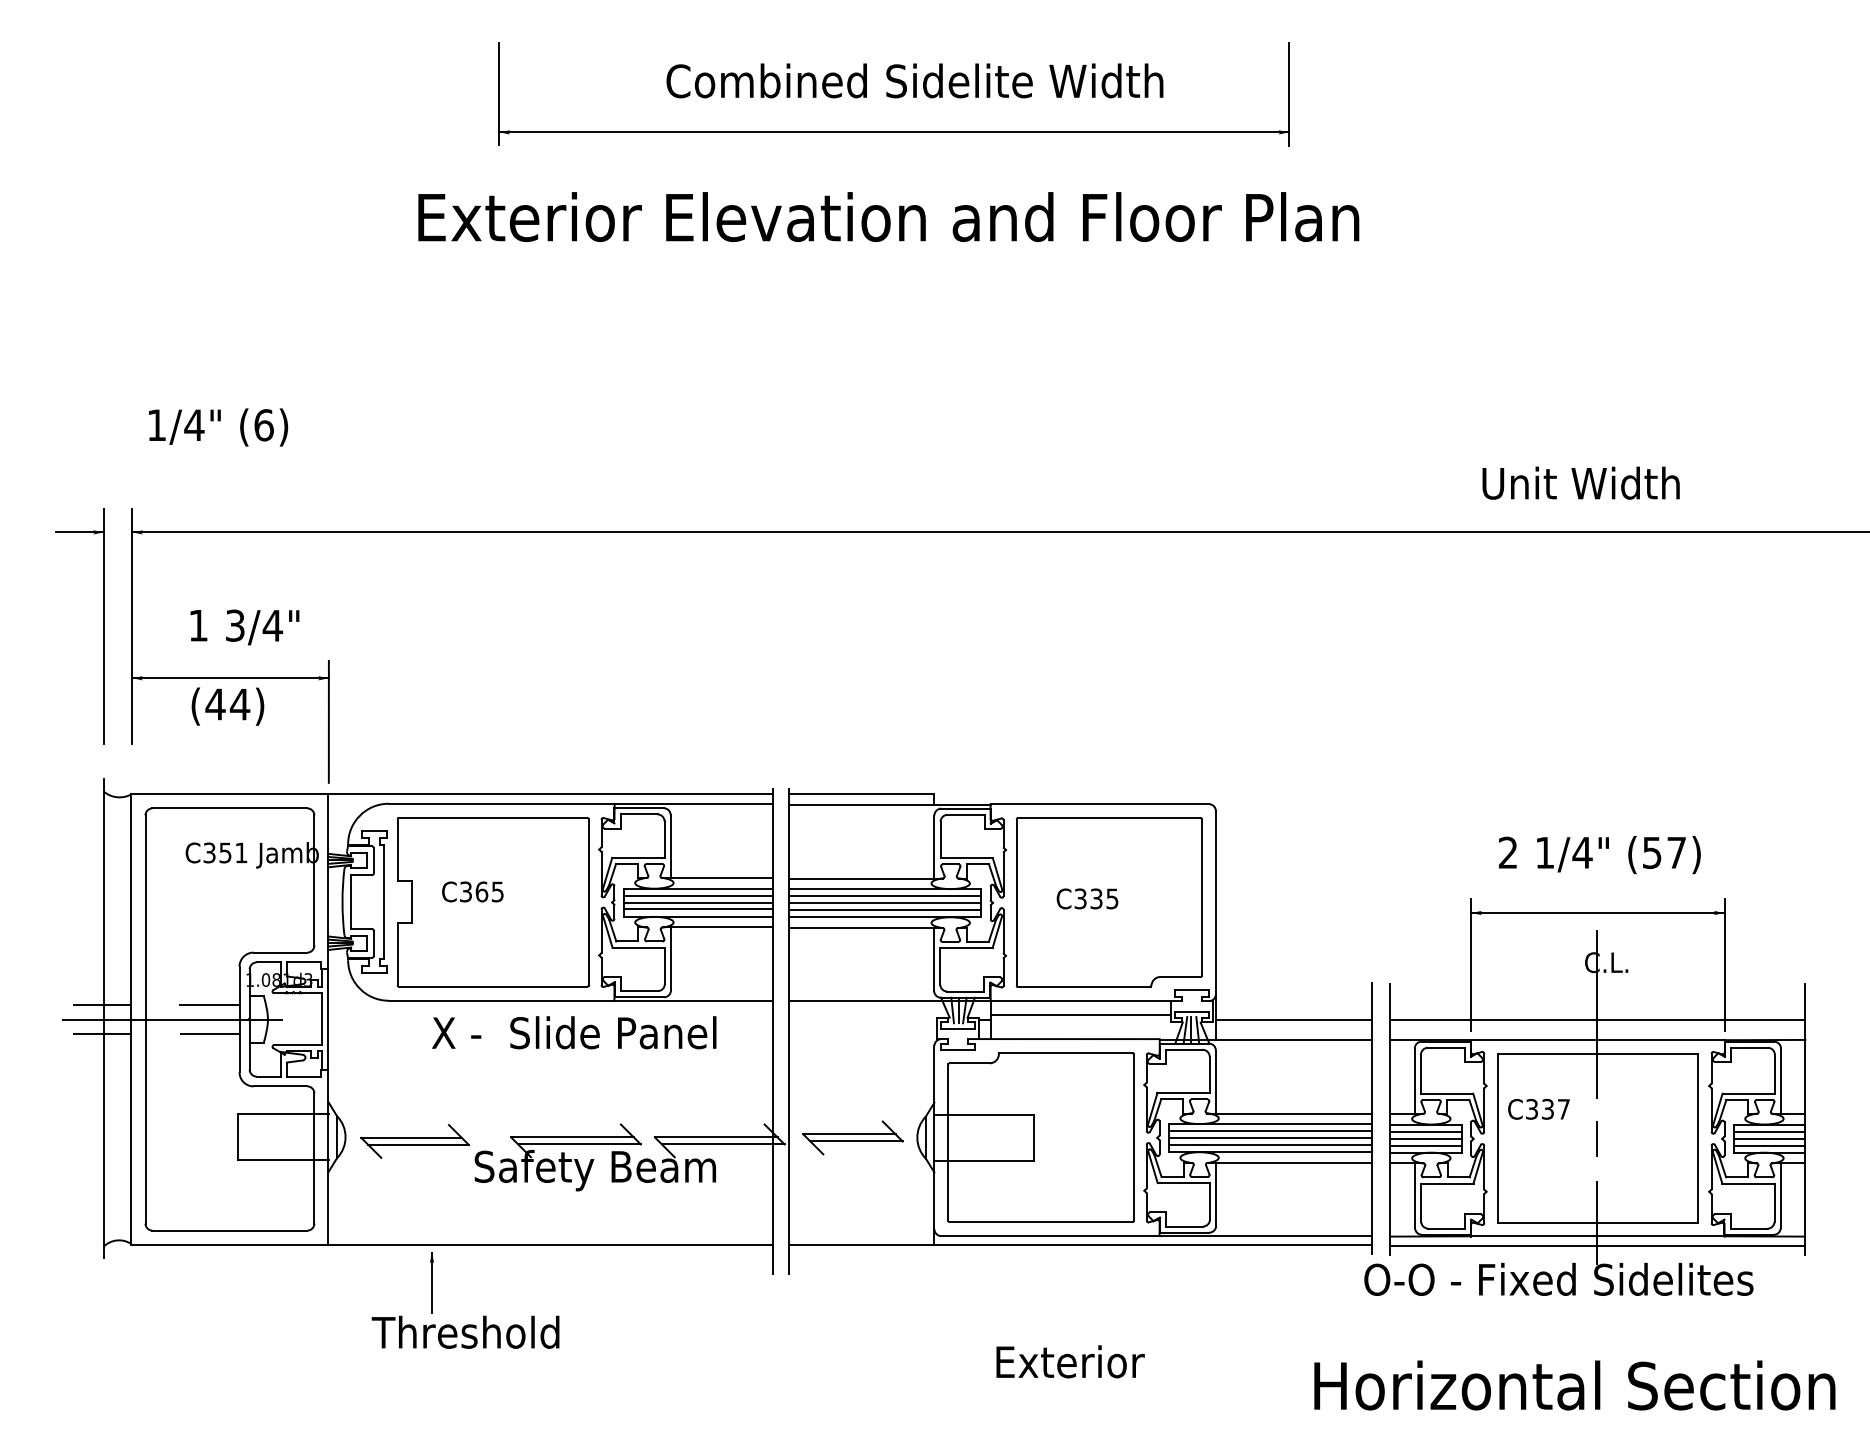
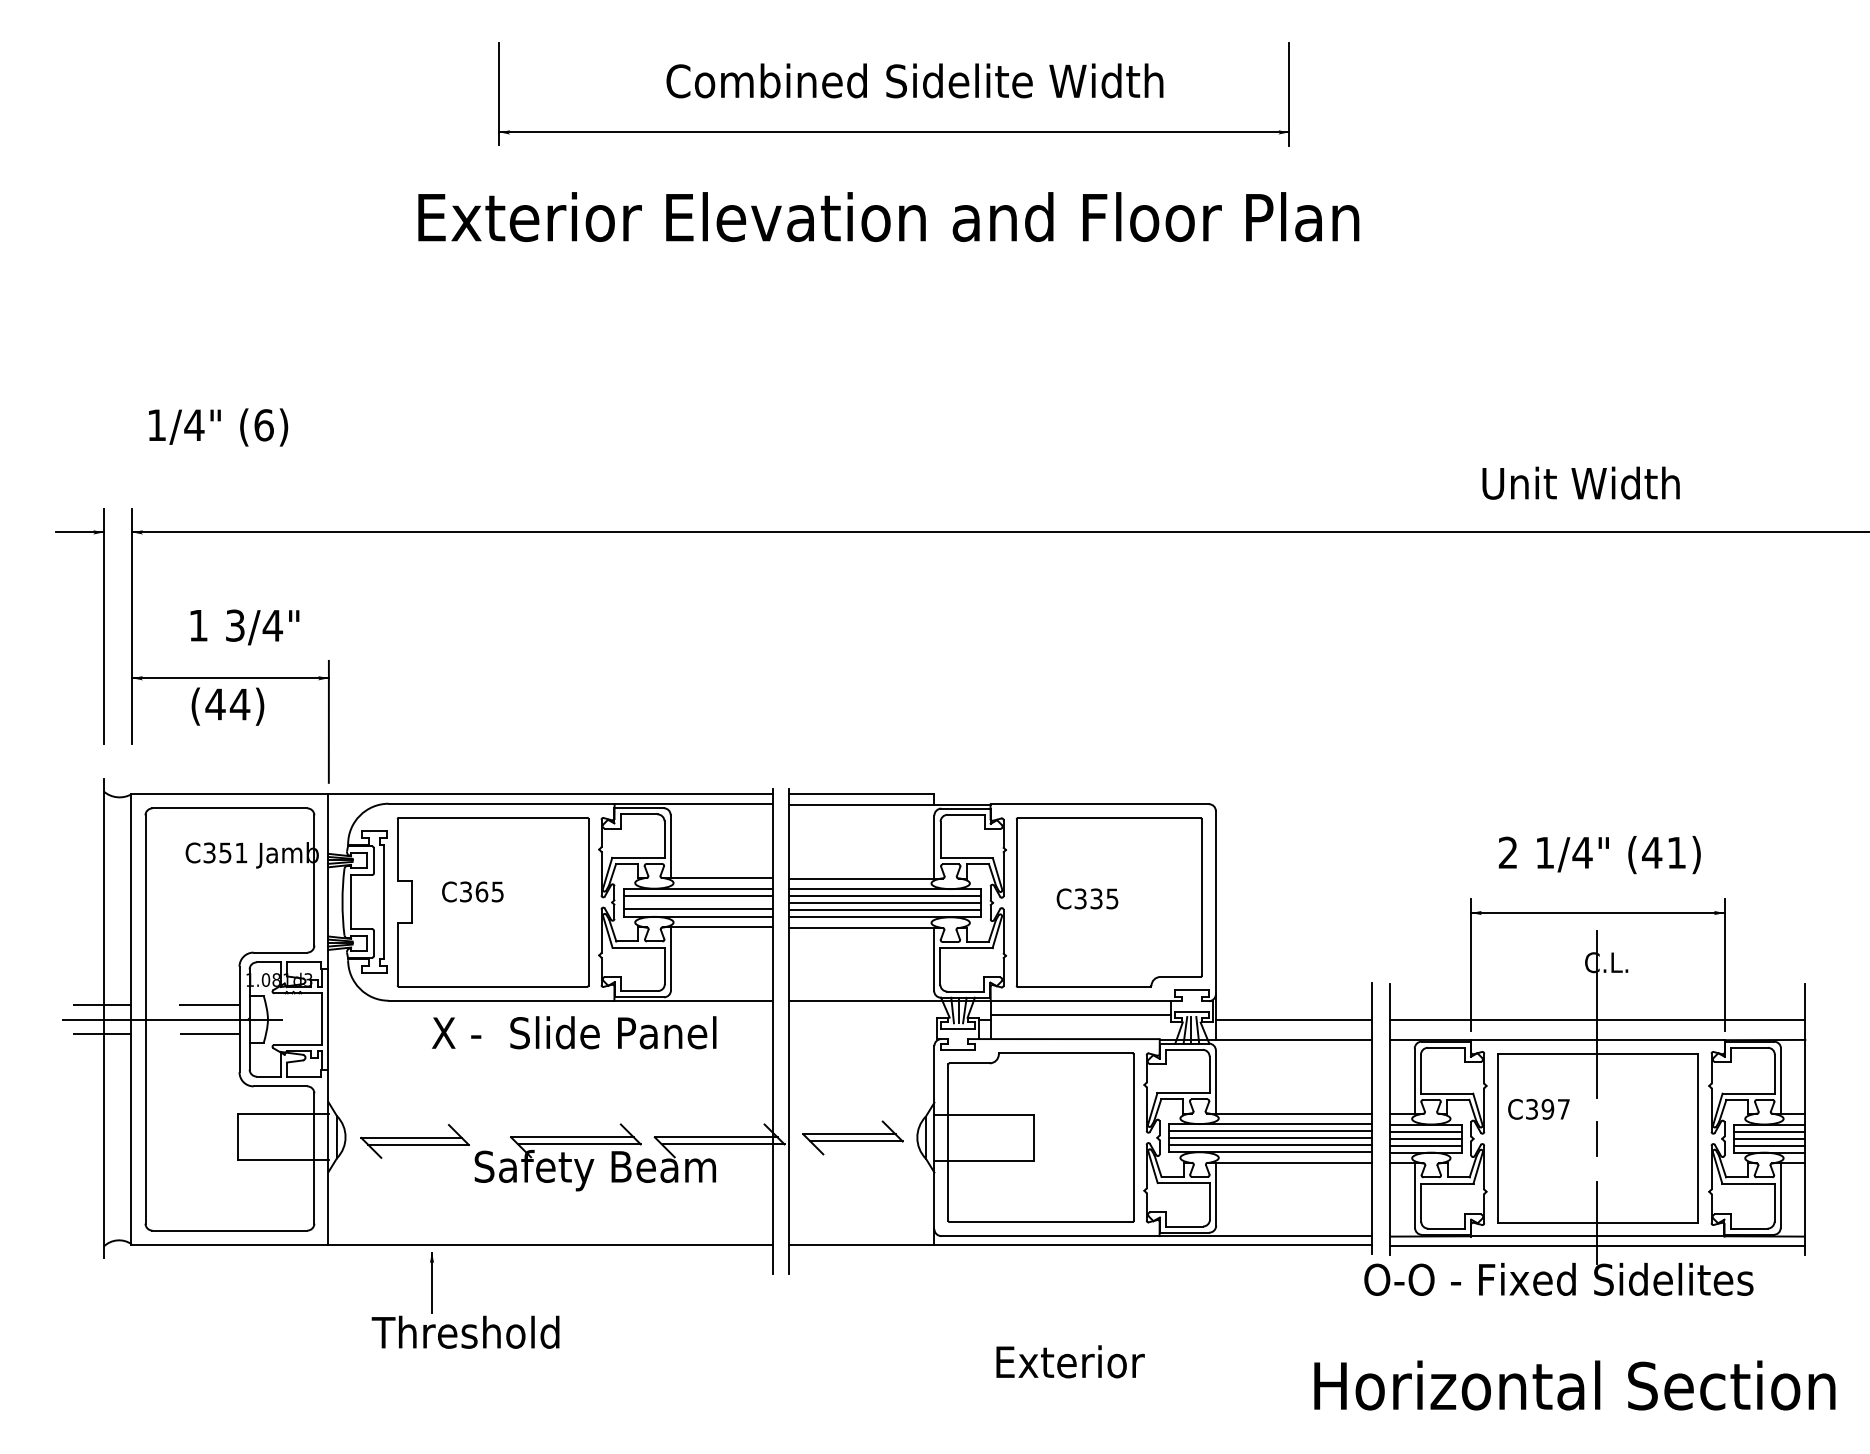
text: (57) -> (41) (1663, 852)
line: present -> none (697, 902)
text: C337 -> C397 (1547, 1109)
